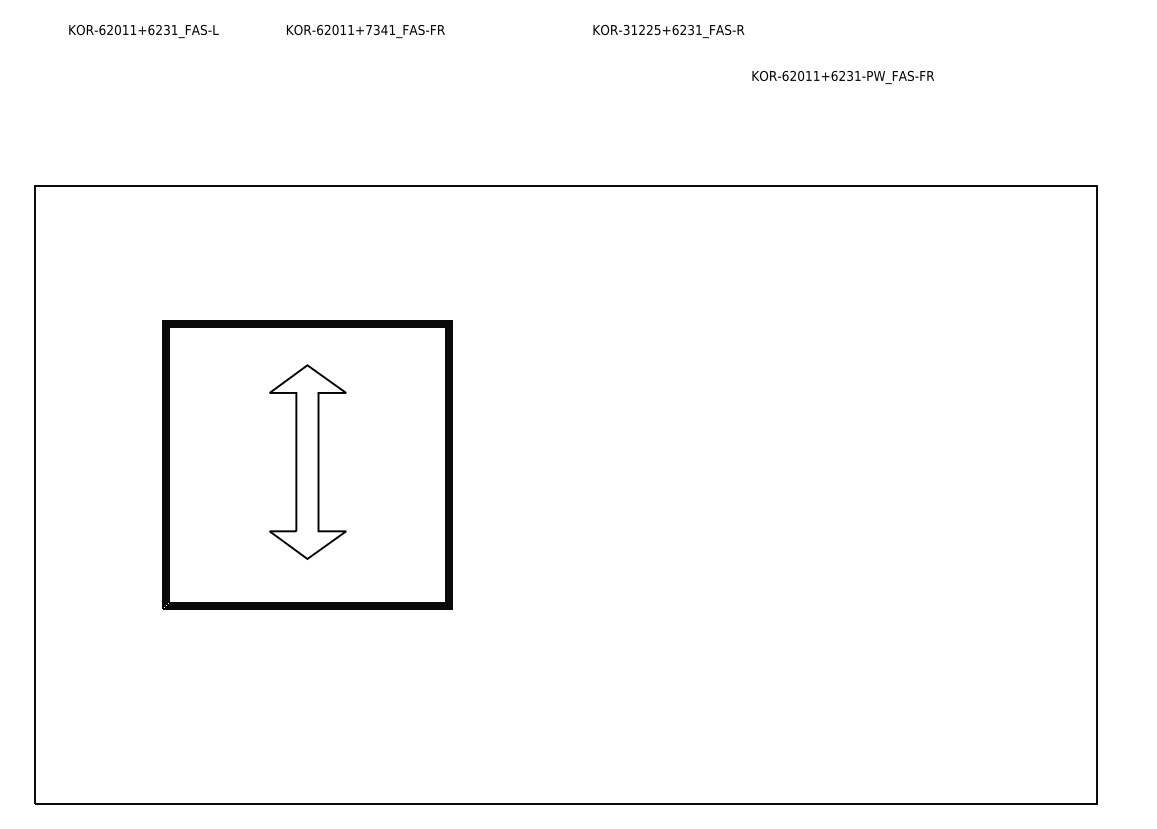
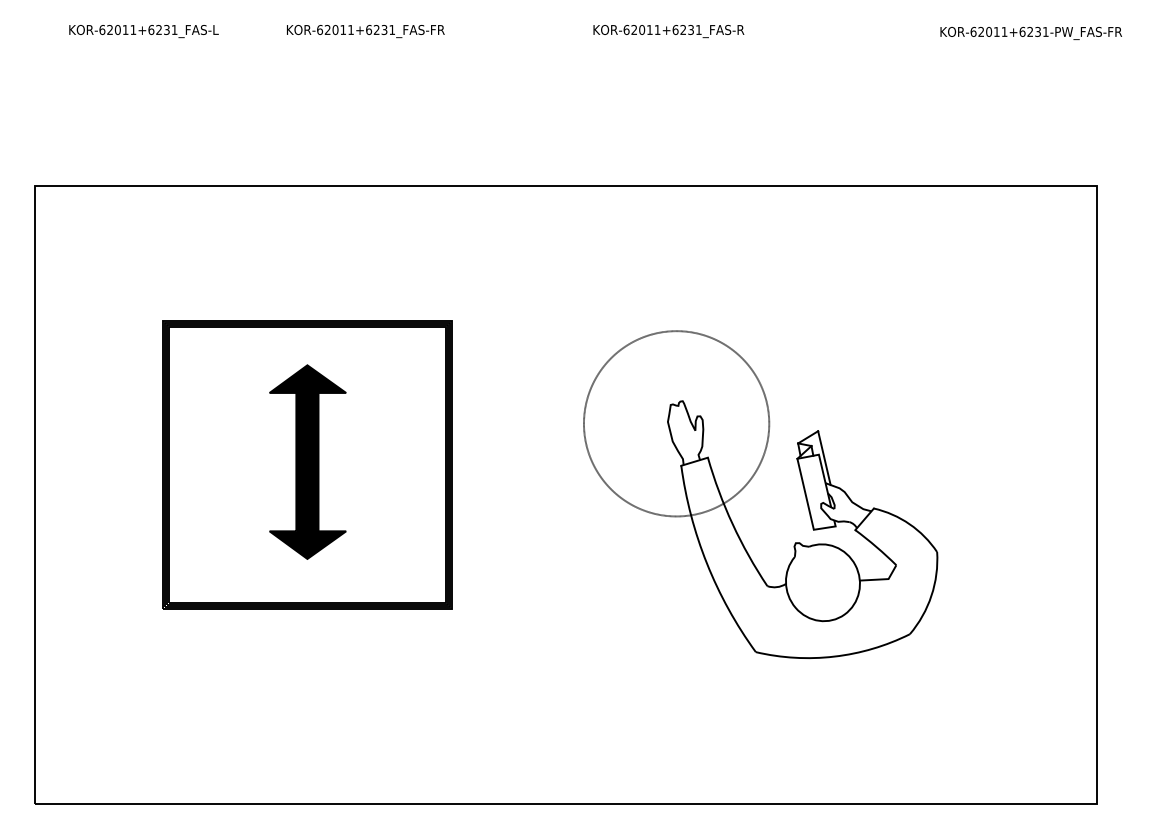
text: KOR-62011+7341_FAS-FR -> KOR-62011+6231_FAS-FR (376, 29)
text: KOR-31225+6231_FAS-R -> KOR-62011+6231_FAS-R (641, 29)
text position: (842, 76) -> (1030, 32) (1030, 32)
fill: none -> present (307, 461)
part: none -> present (749, 482)
